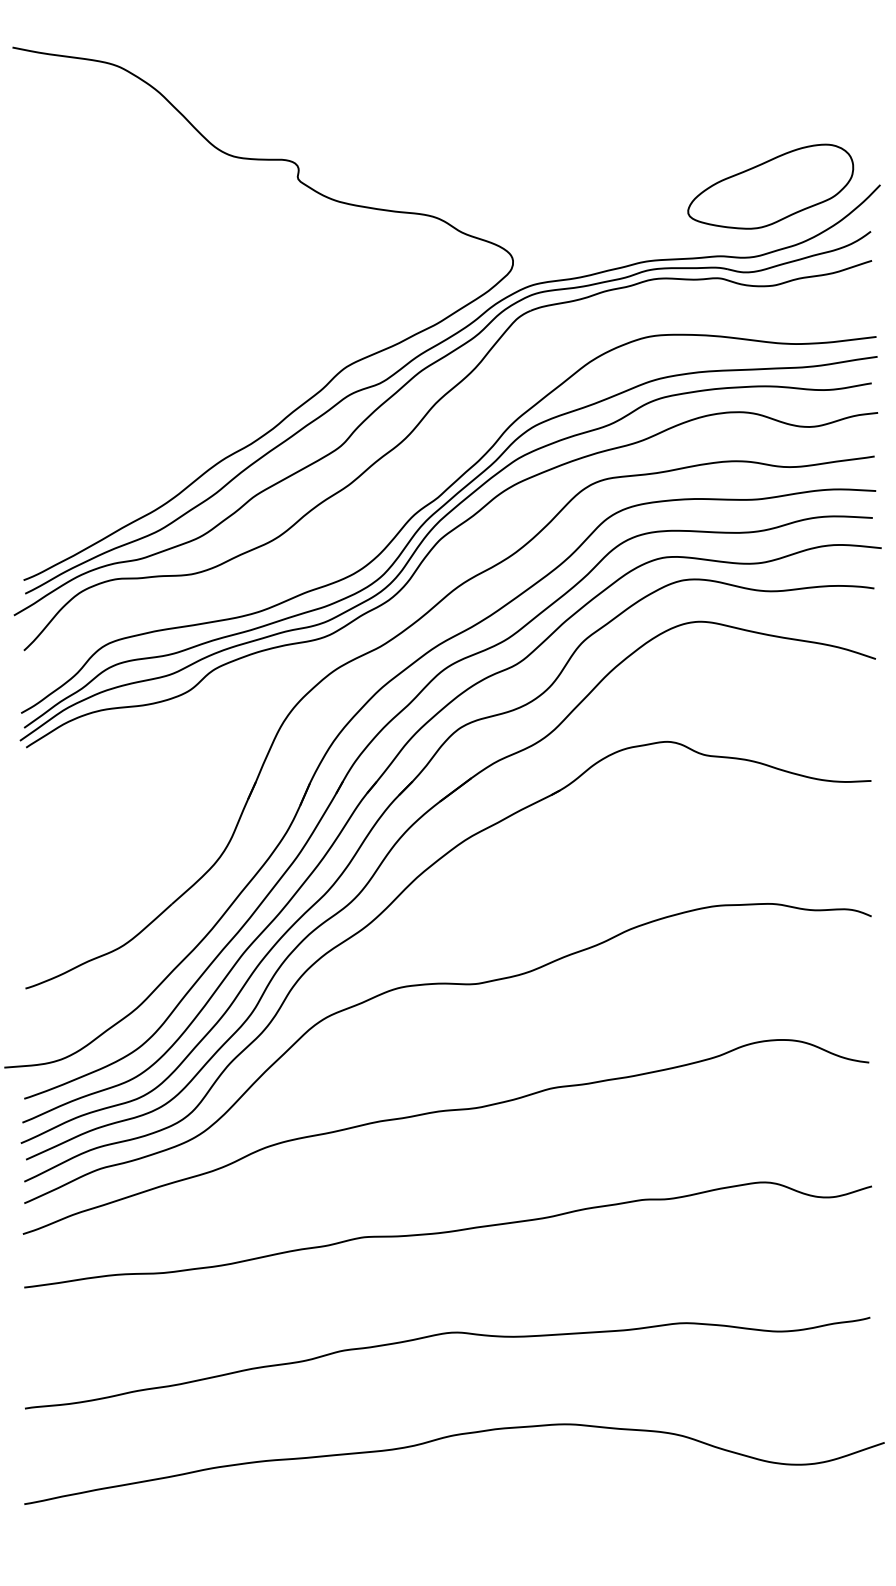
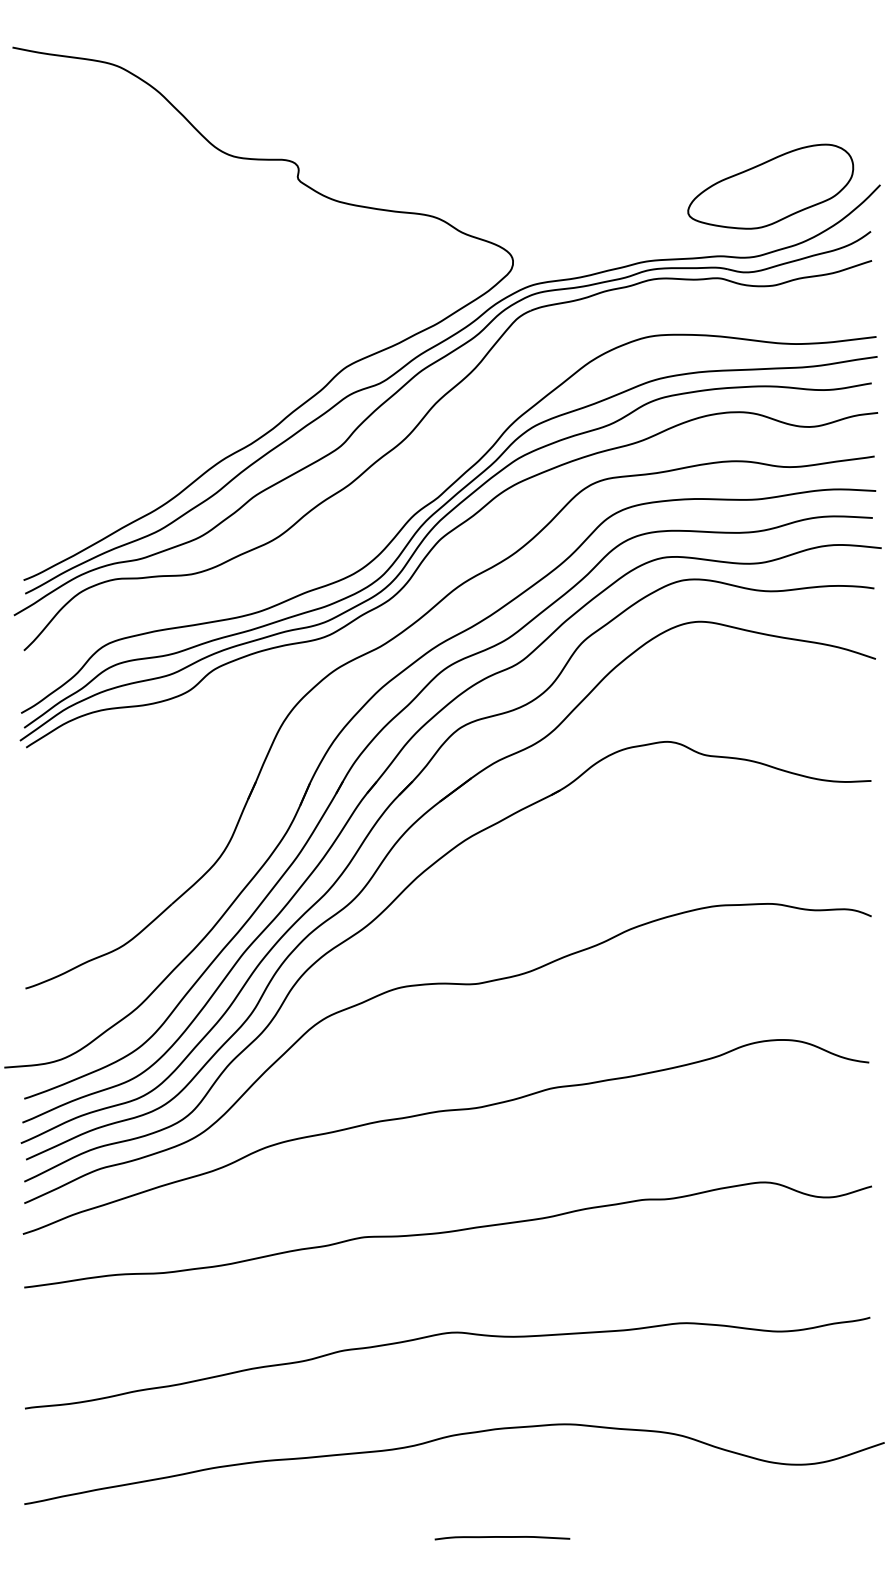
curve: none -> present (502, 1537)
